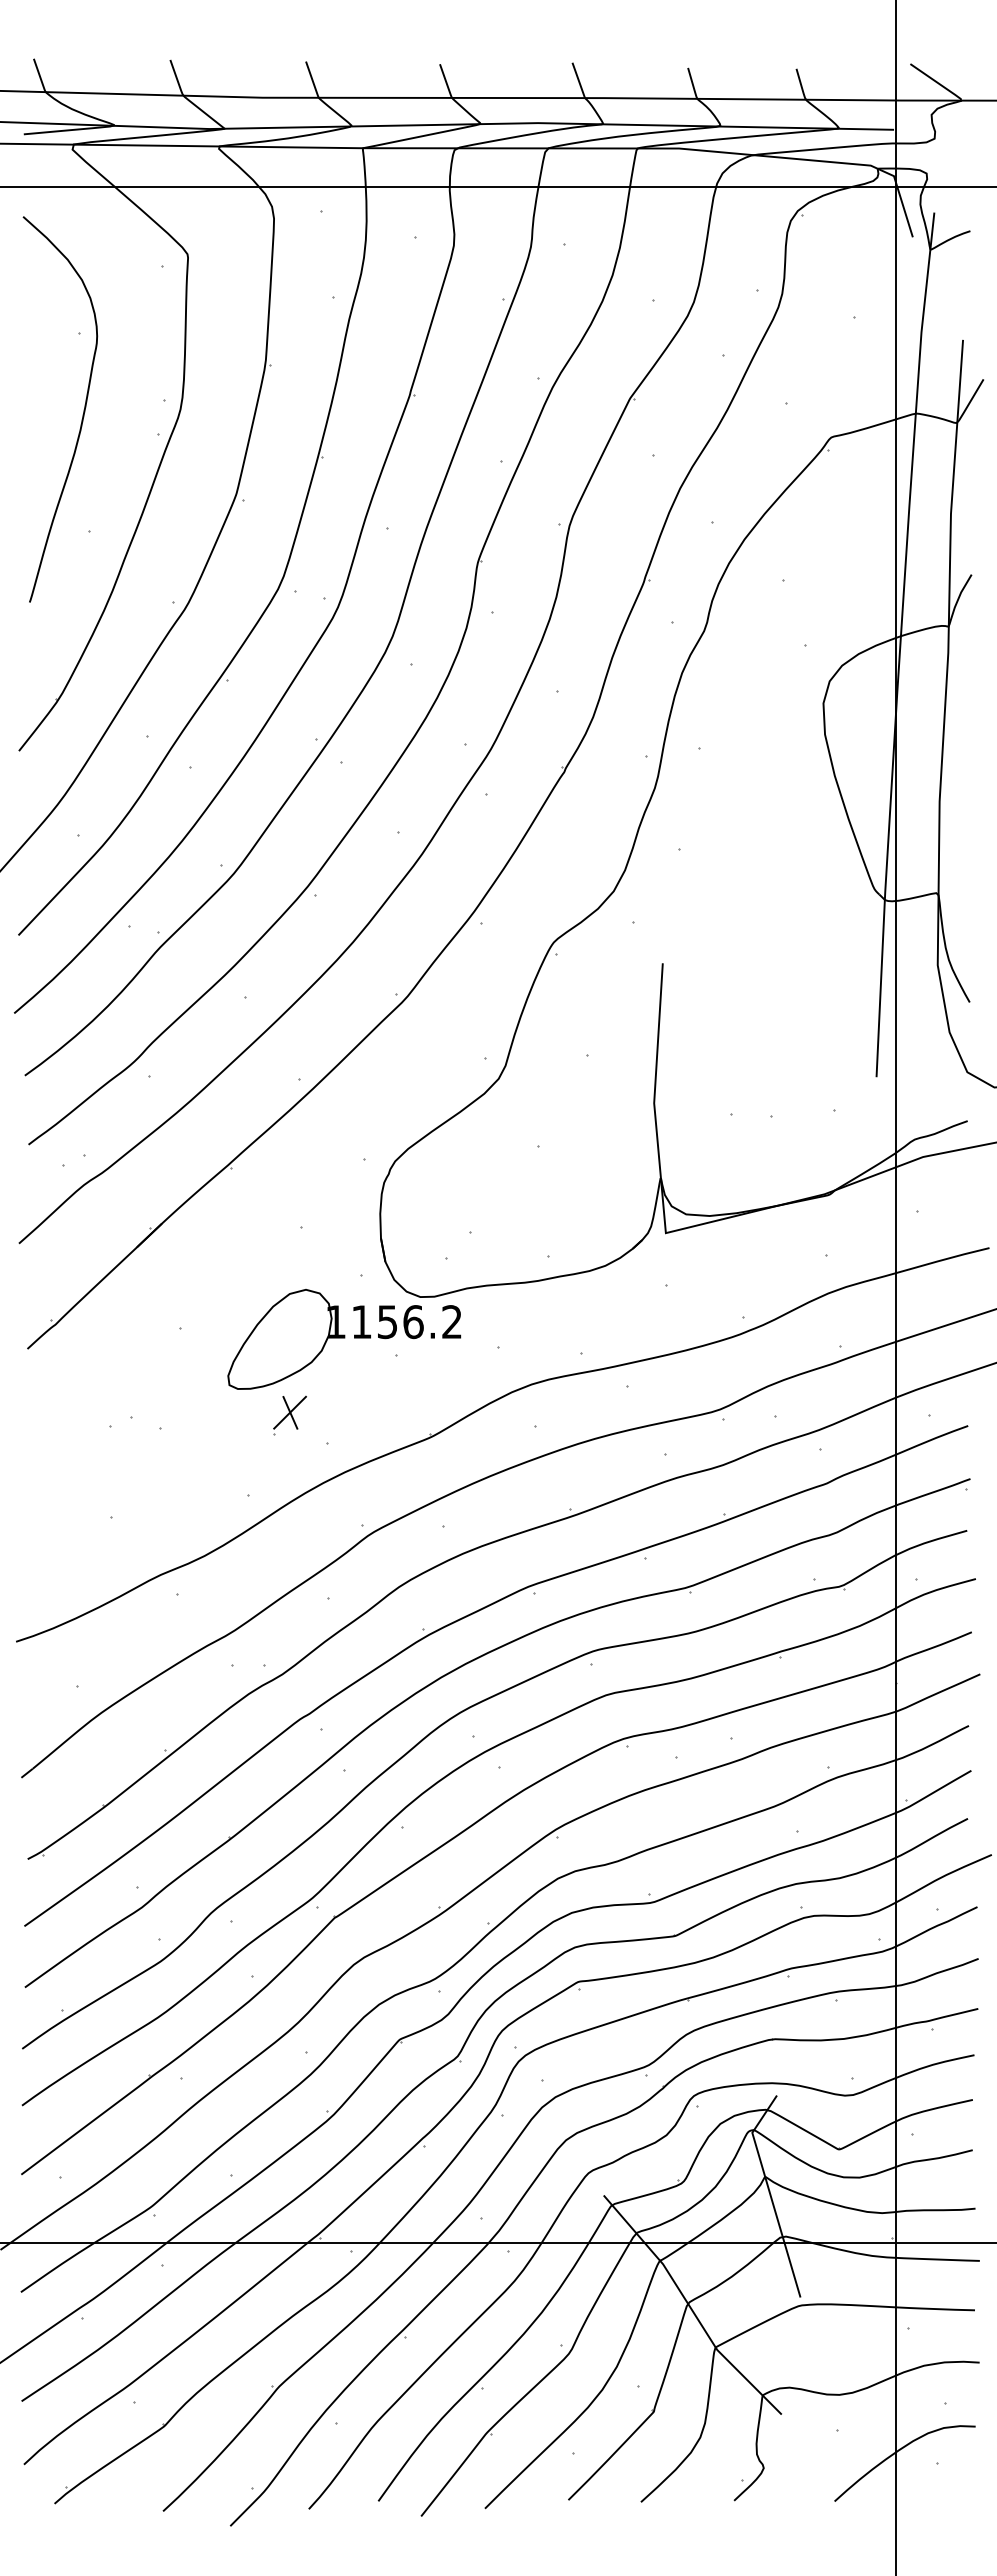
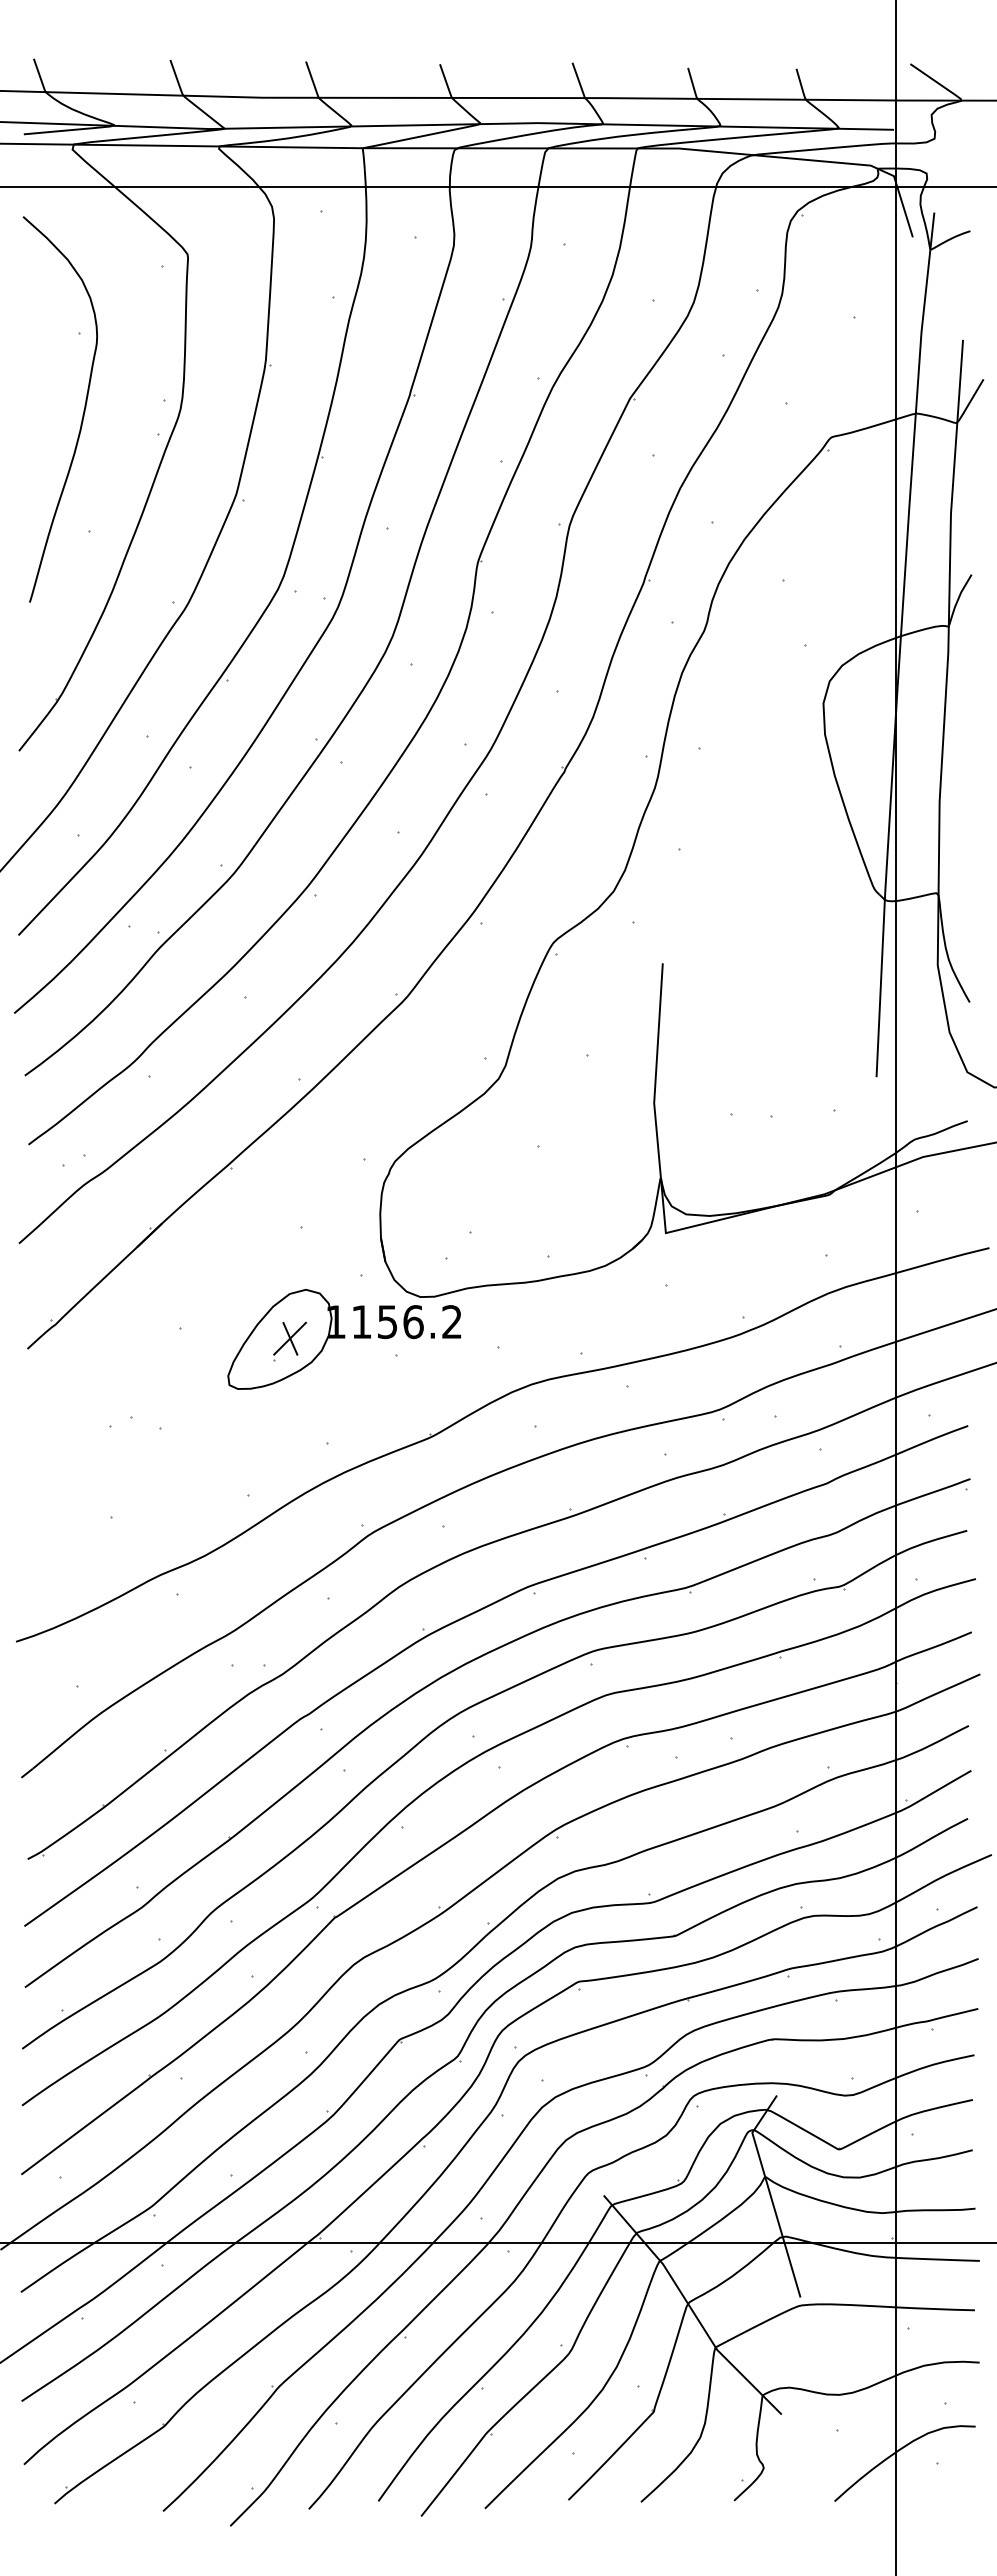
part position: (289, 1415) -> (289, 1341) (289, 1341)
